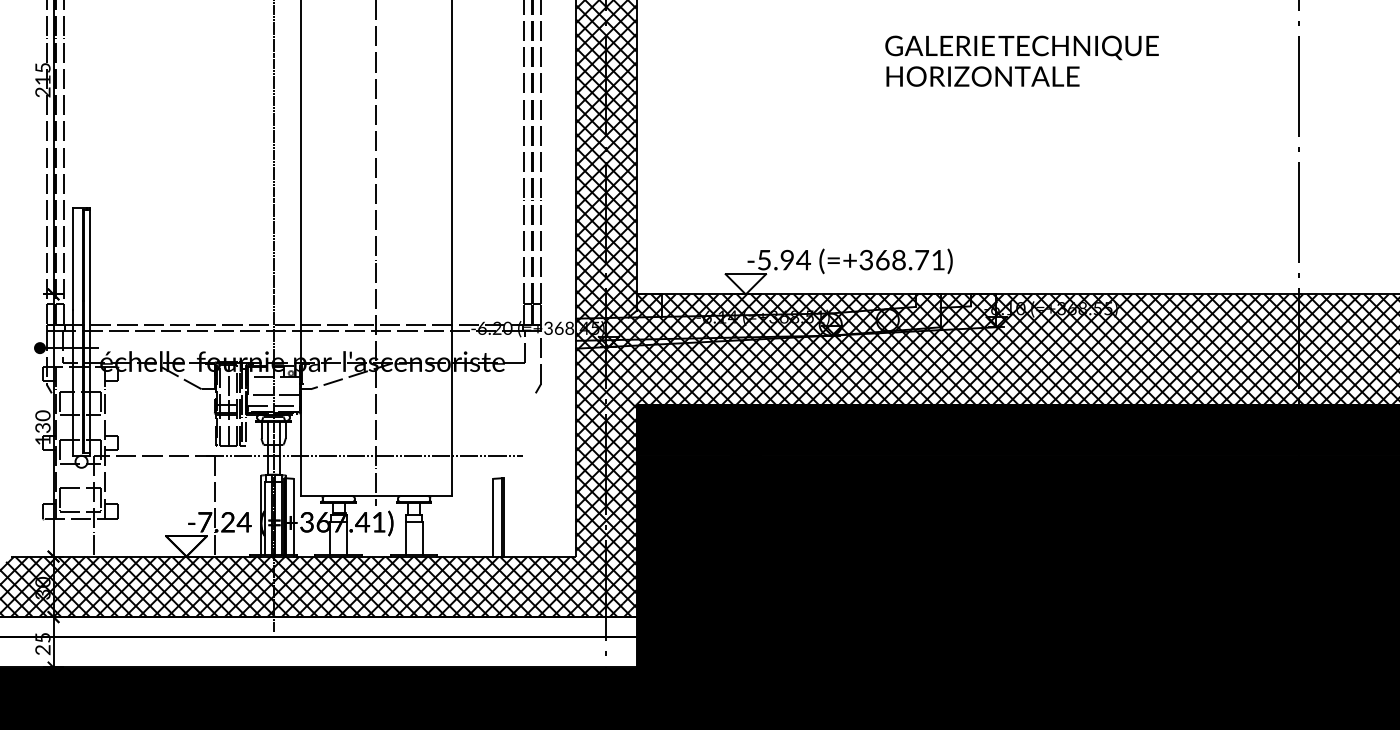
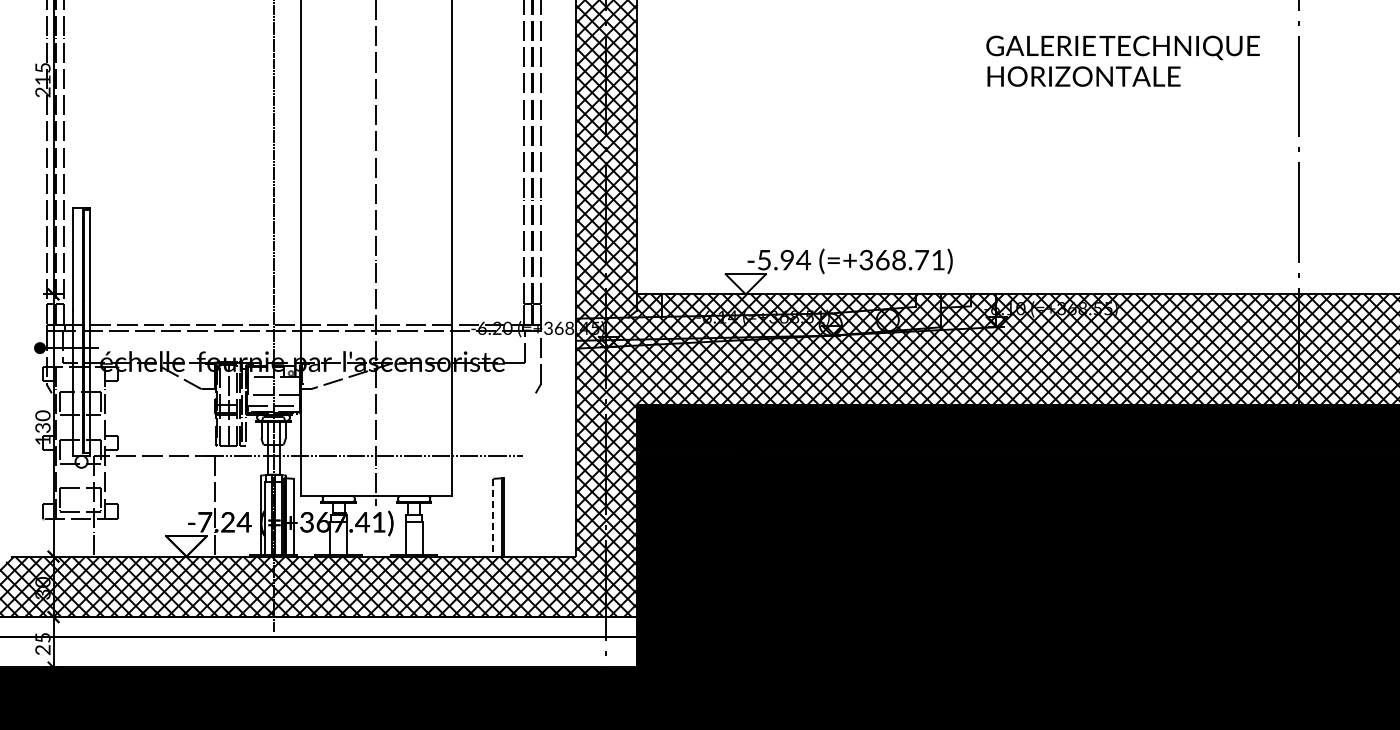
text position: (1021, 60) -> (1122, 60) (1122, 60)
line: solid -> dashed (493, 517)
